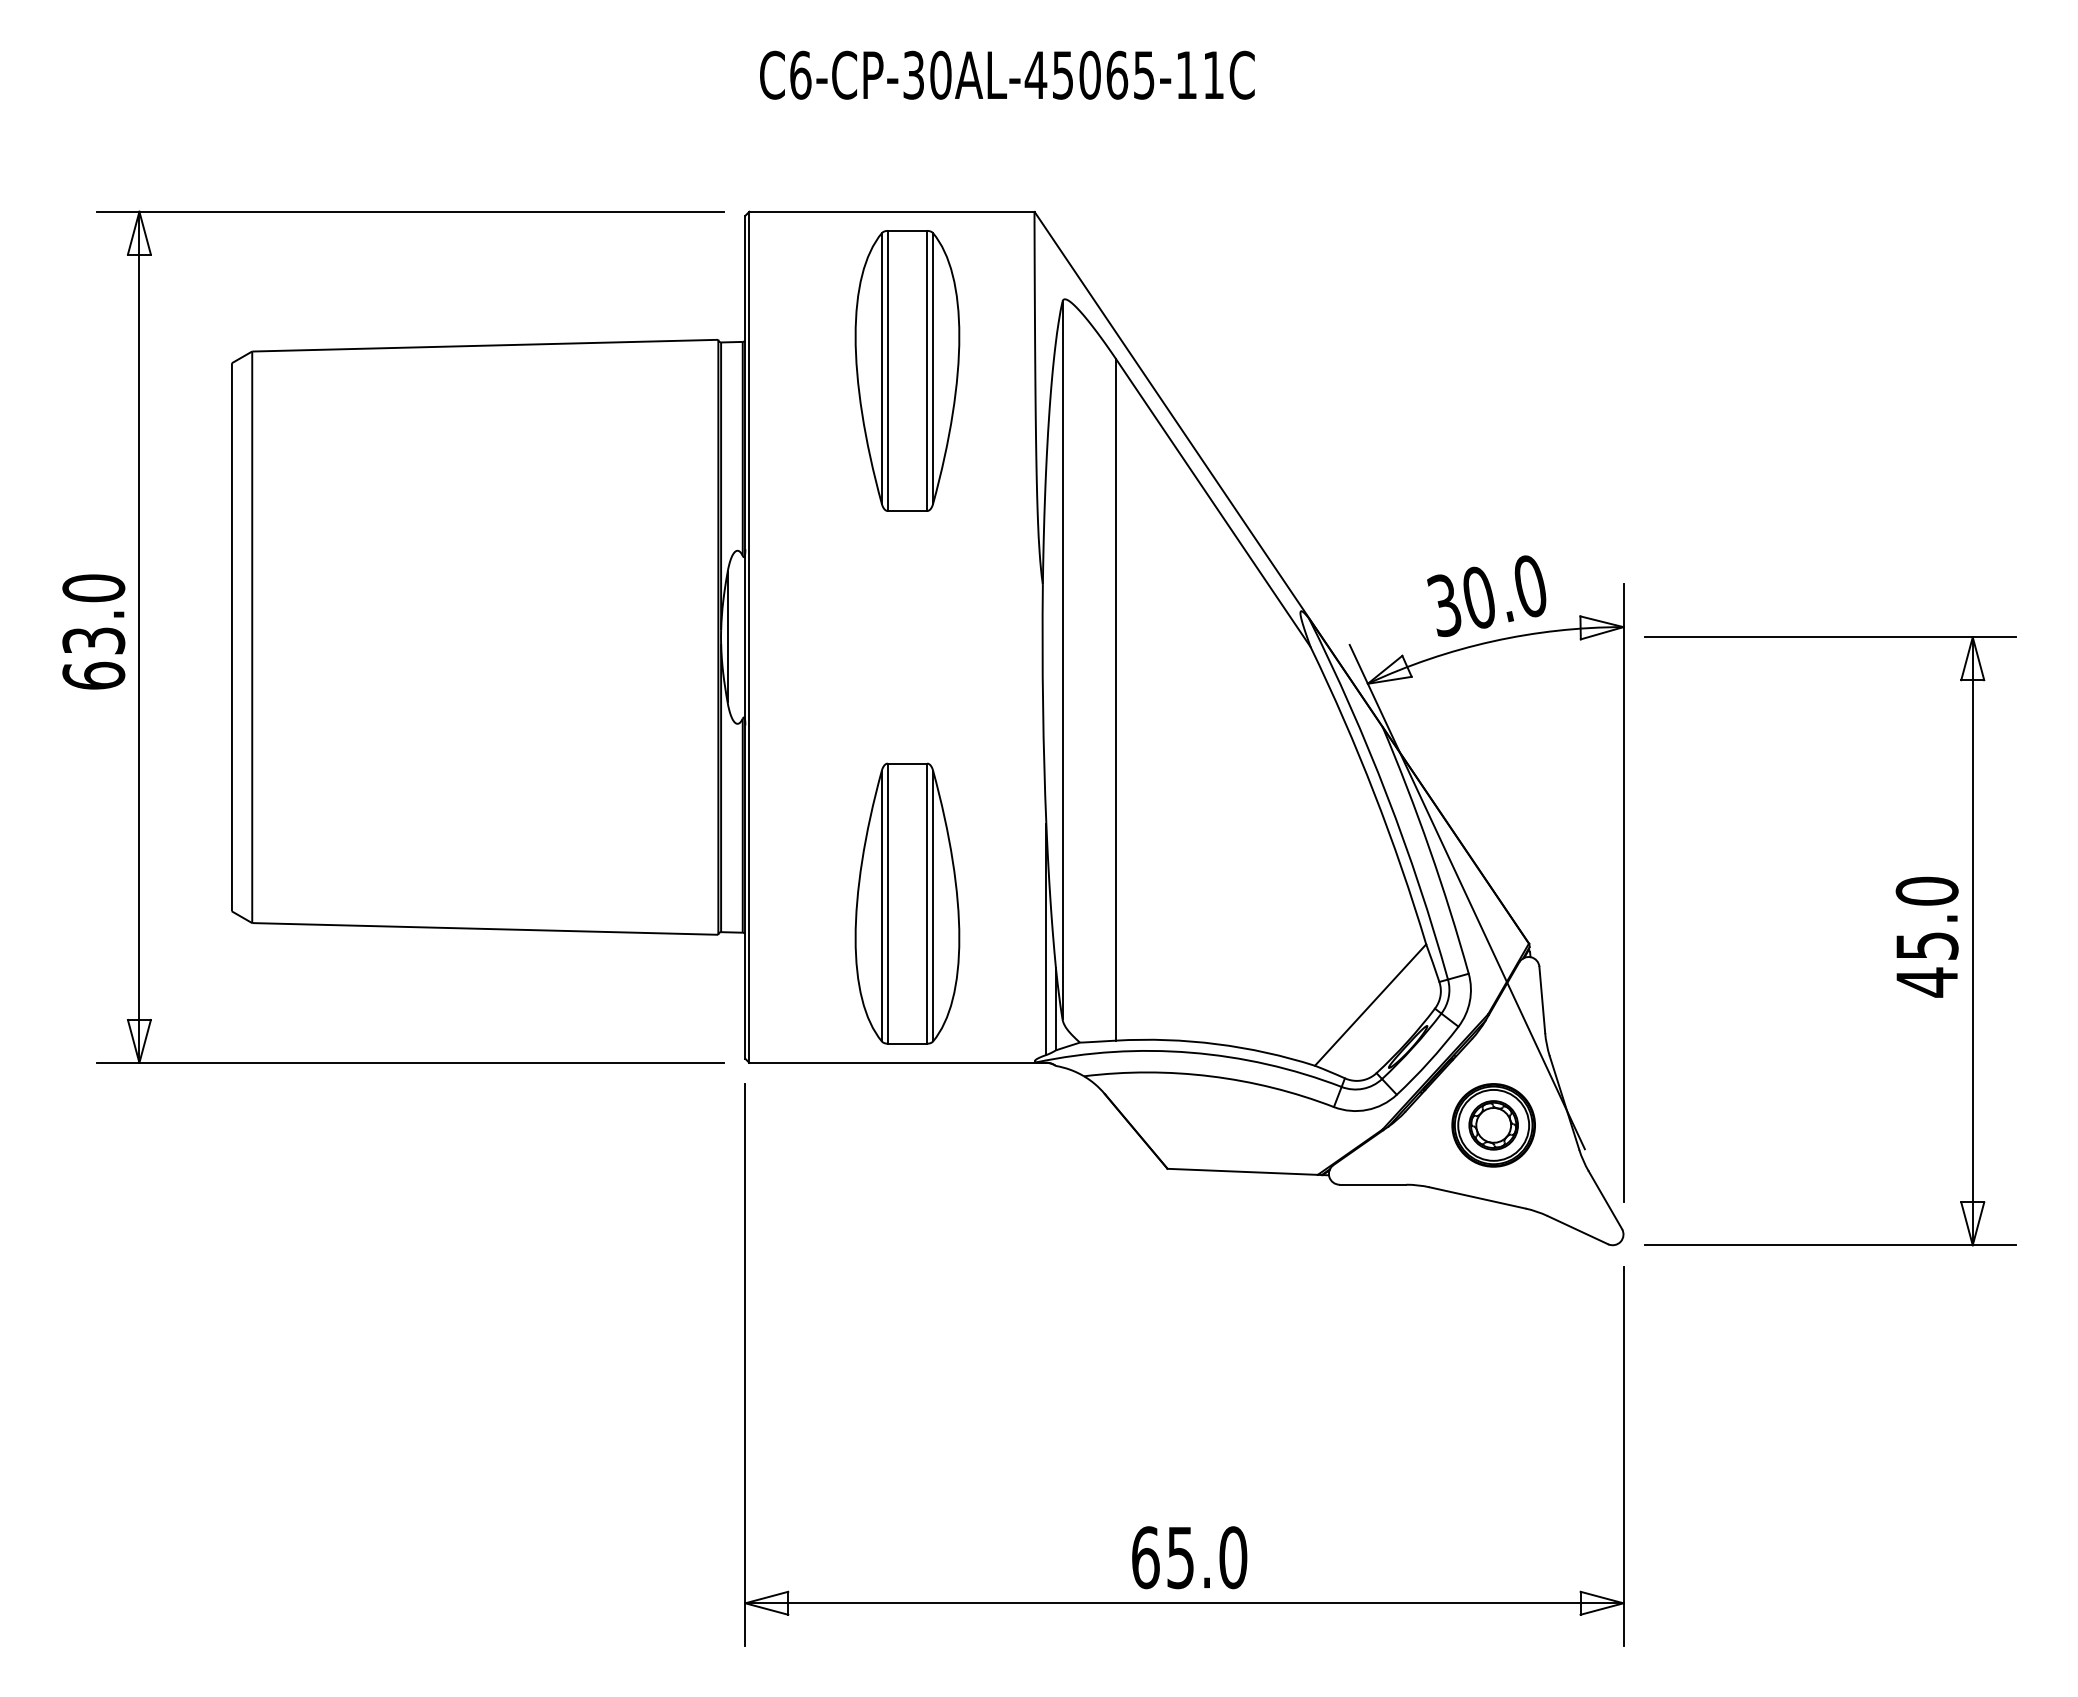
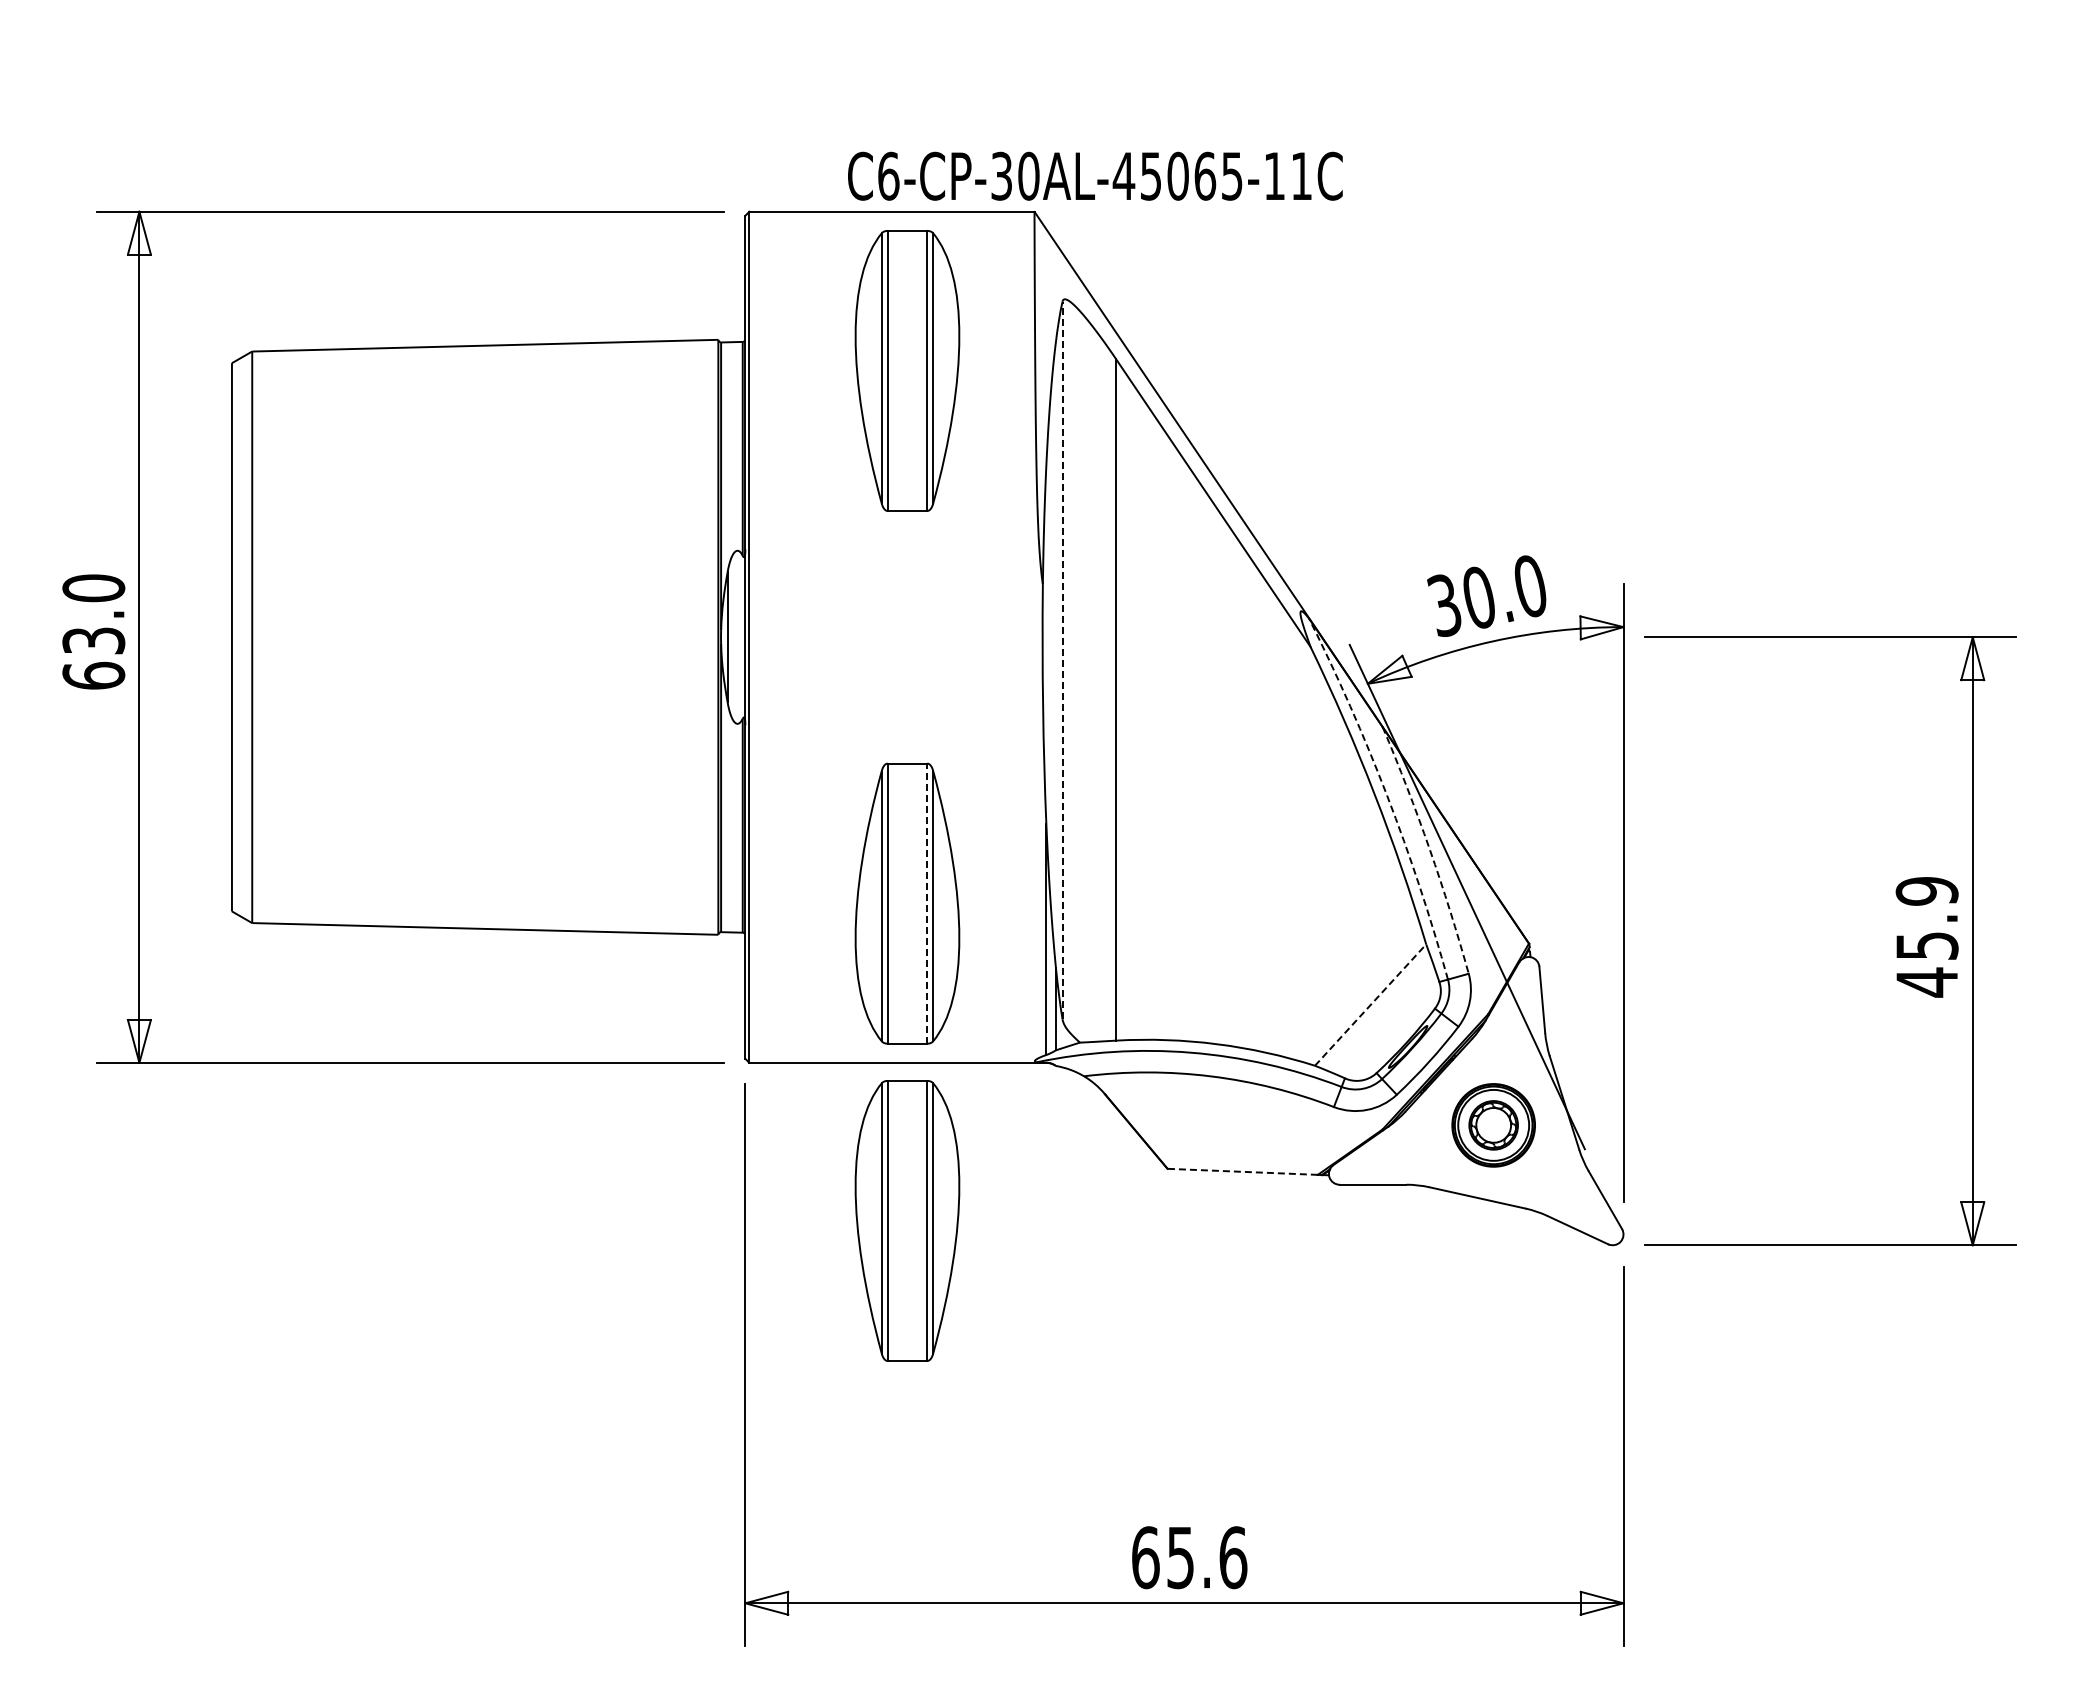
text position: (1007, 74) -> (1095, 175) (1095, 175)
line: solid -> dashed (1062, 660)
arc: solid -> dashed (1387, 795)
arc: solid -> dashed (1429, 849)
text: 45.0 -> 45.9 (1926, 890)
line: solid -> dashed (927, 903)
line: solid -> dashed (1370, 1004)
line: solid -> dashed (1242, 1171)
part: none -> present (907, 1220)
text: 65.0 -> 65.6 (1233, 1557)
